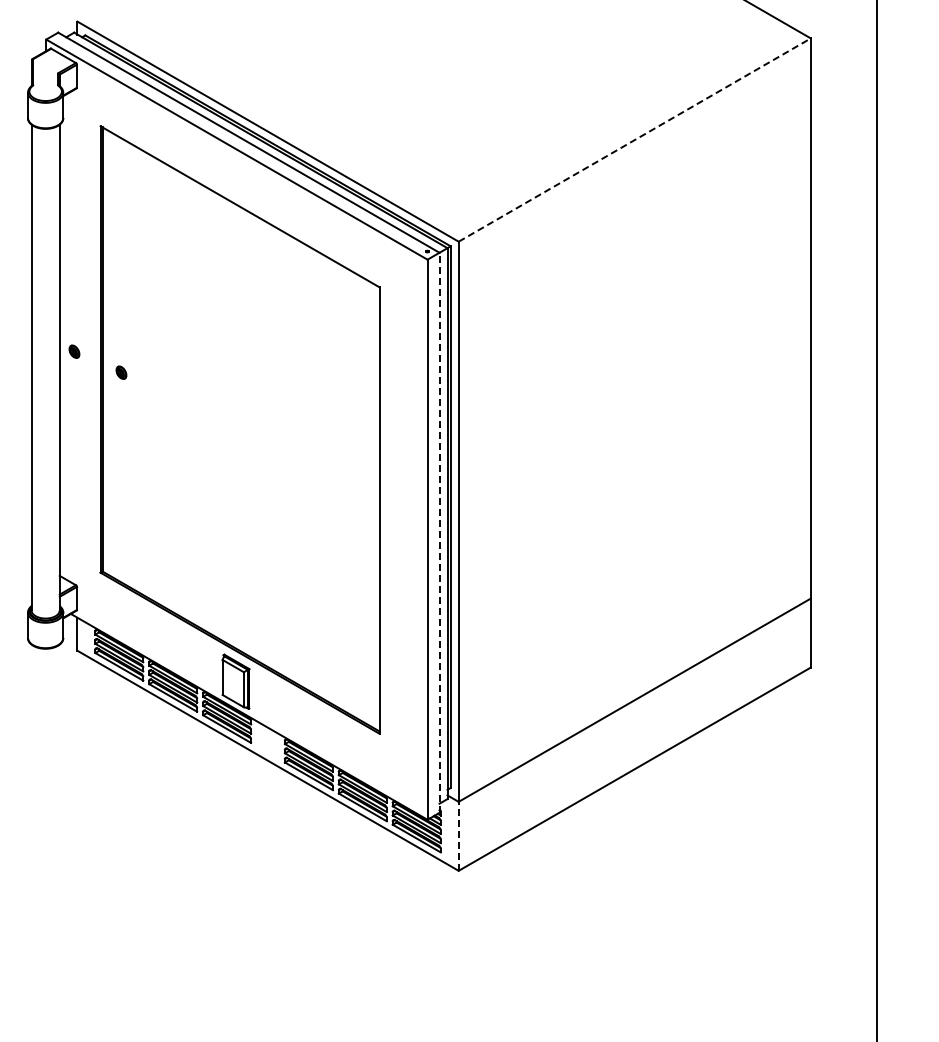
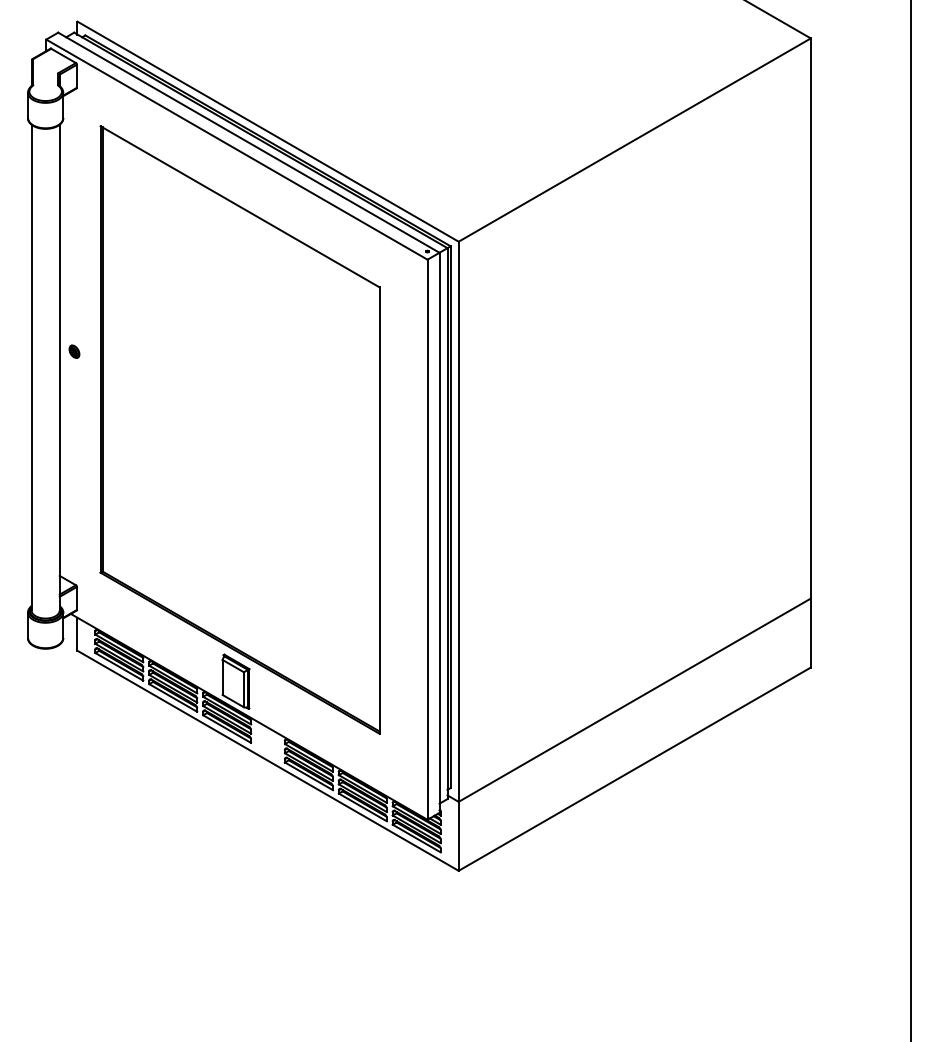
line: dashed -> solid (635, 139)
part: present -> none (121, 372)
line position: (877, 520) -> (911, 520) (911, 520)
line: dashed -> solid (439, 532)
line: dashed -> solid (458, 835)
